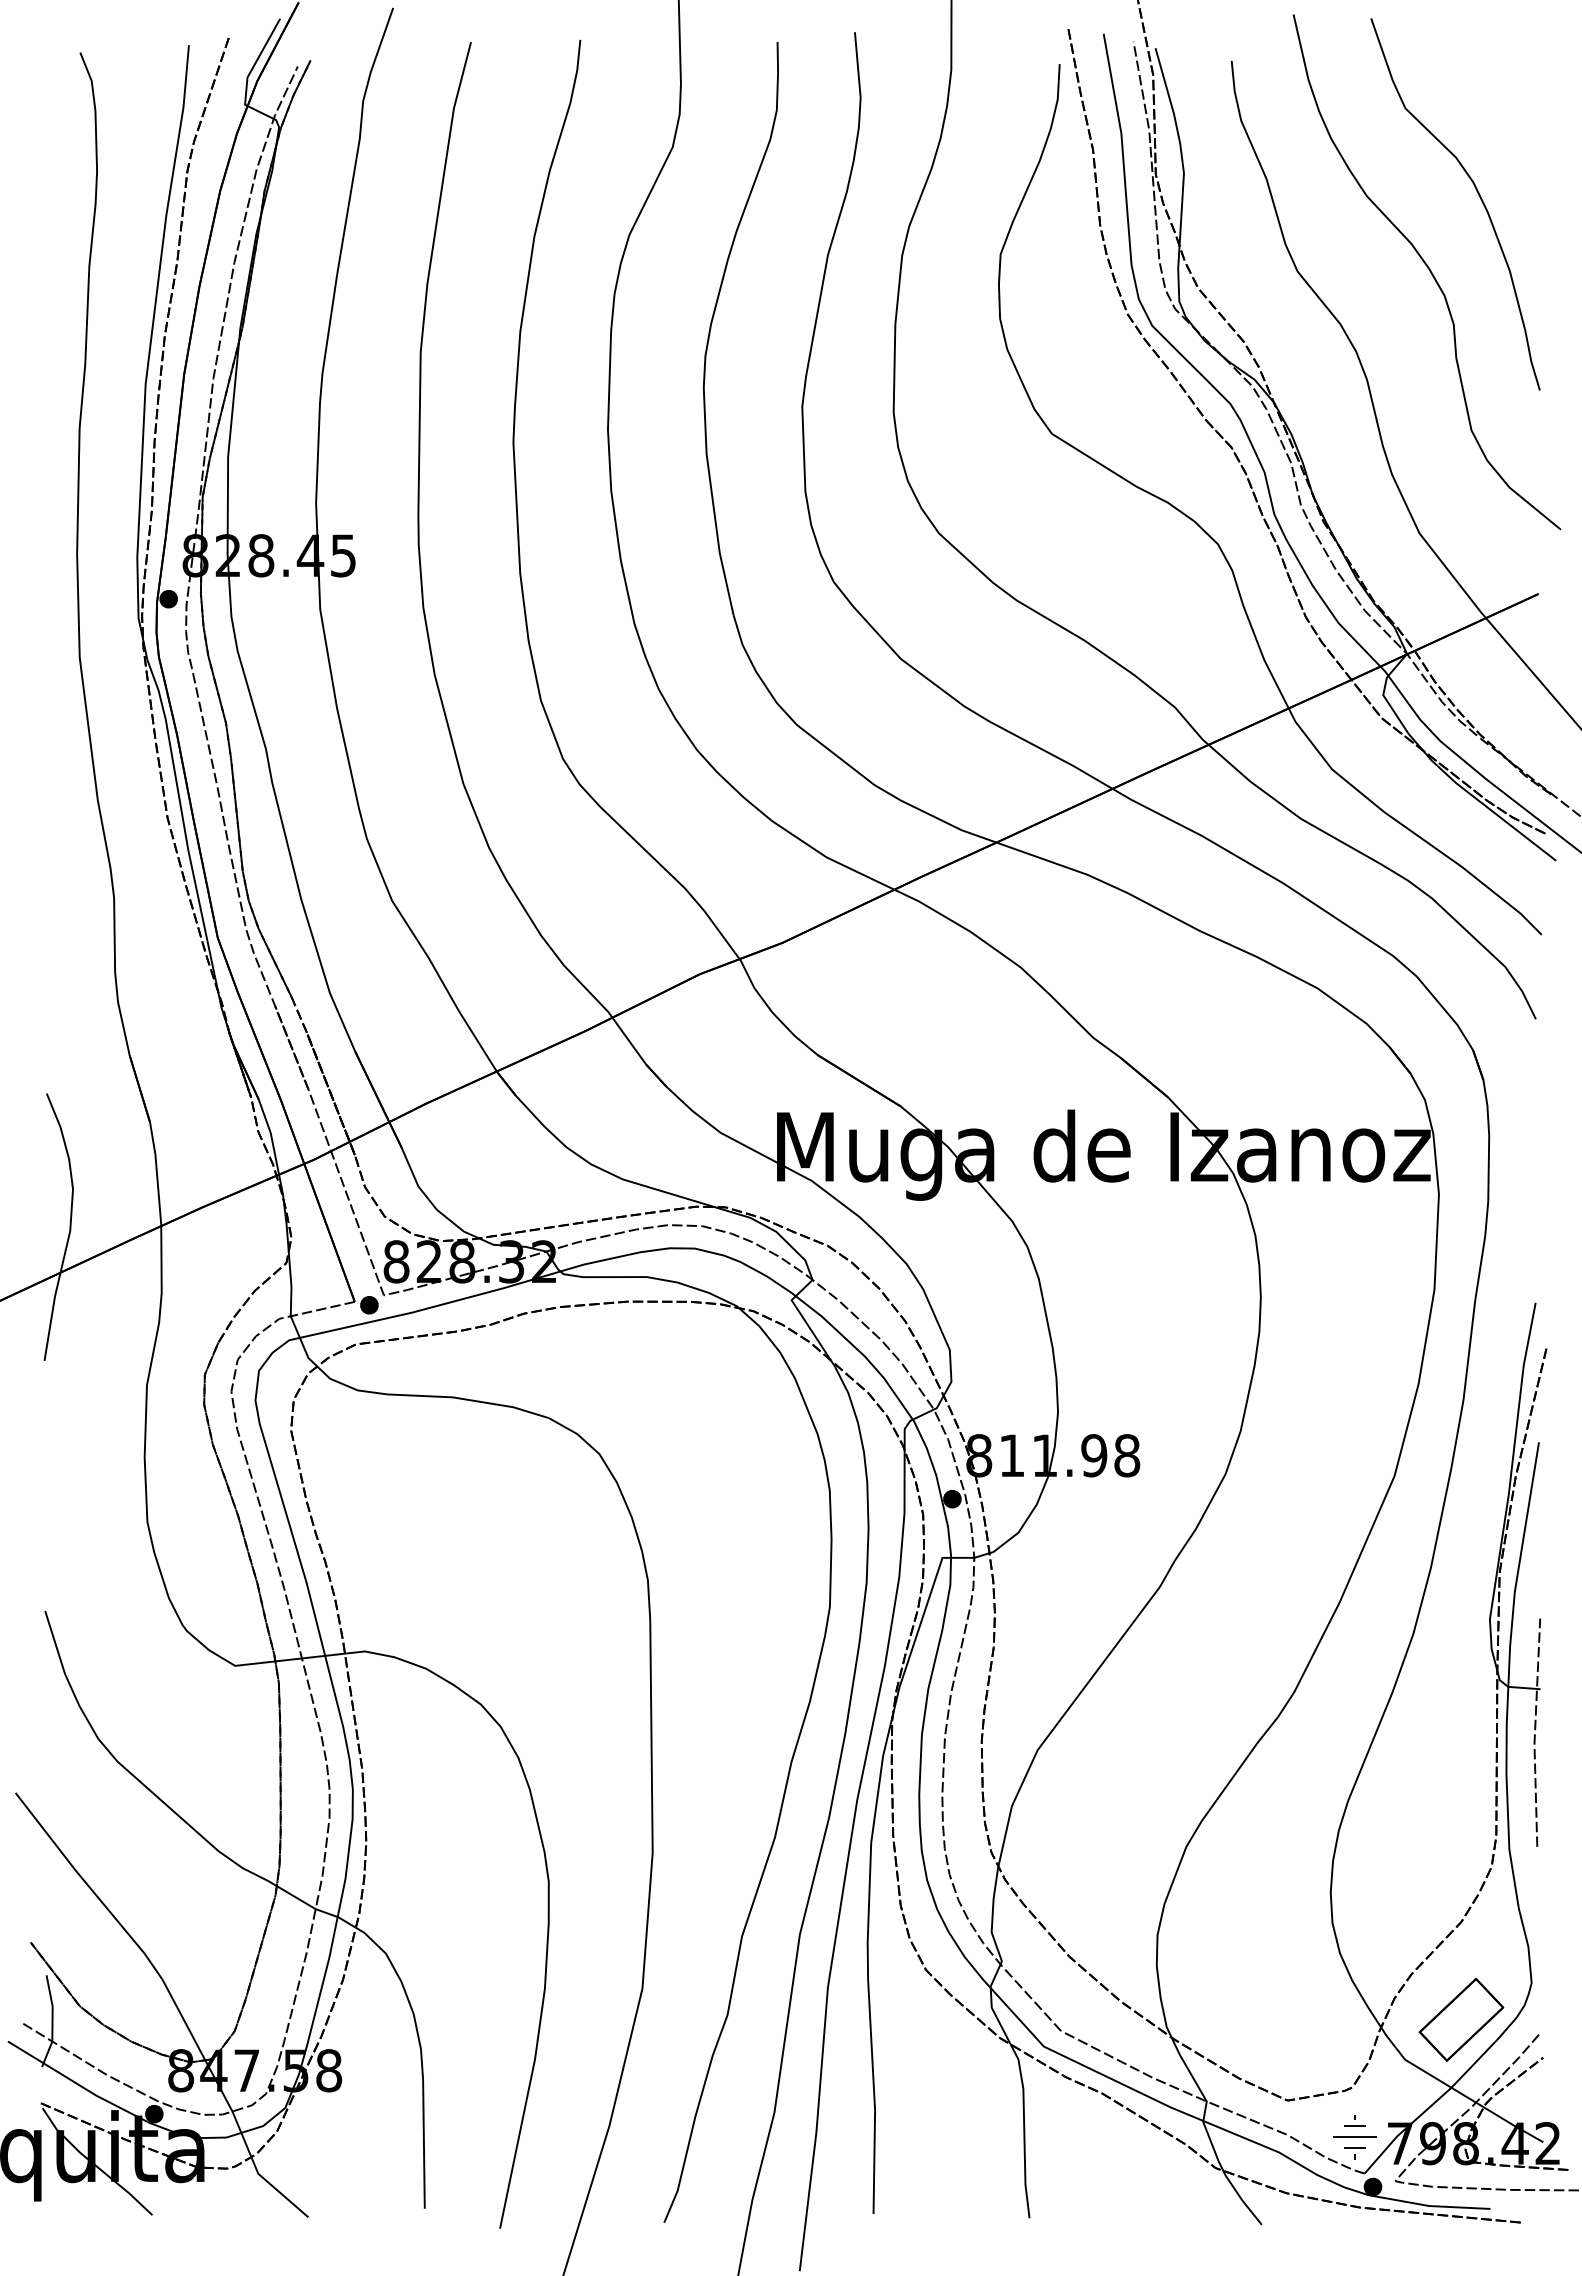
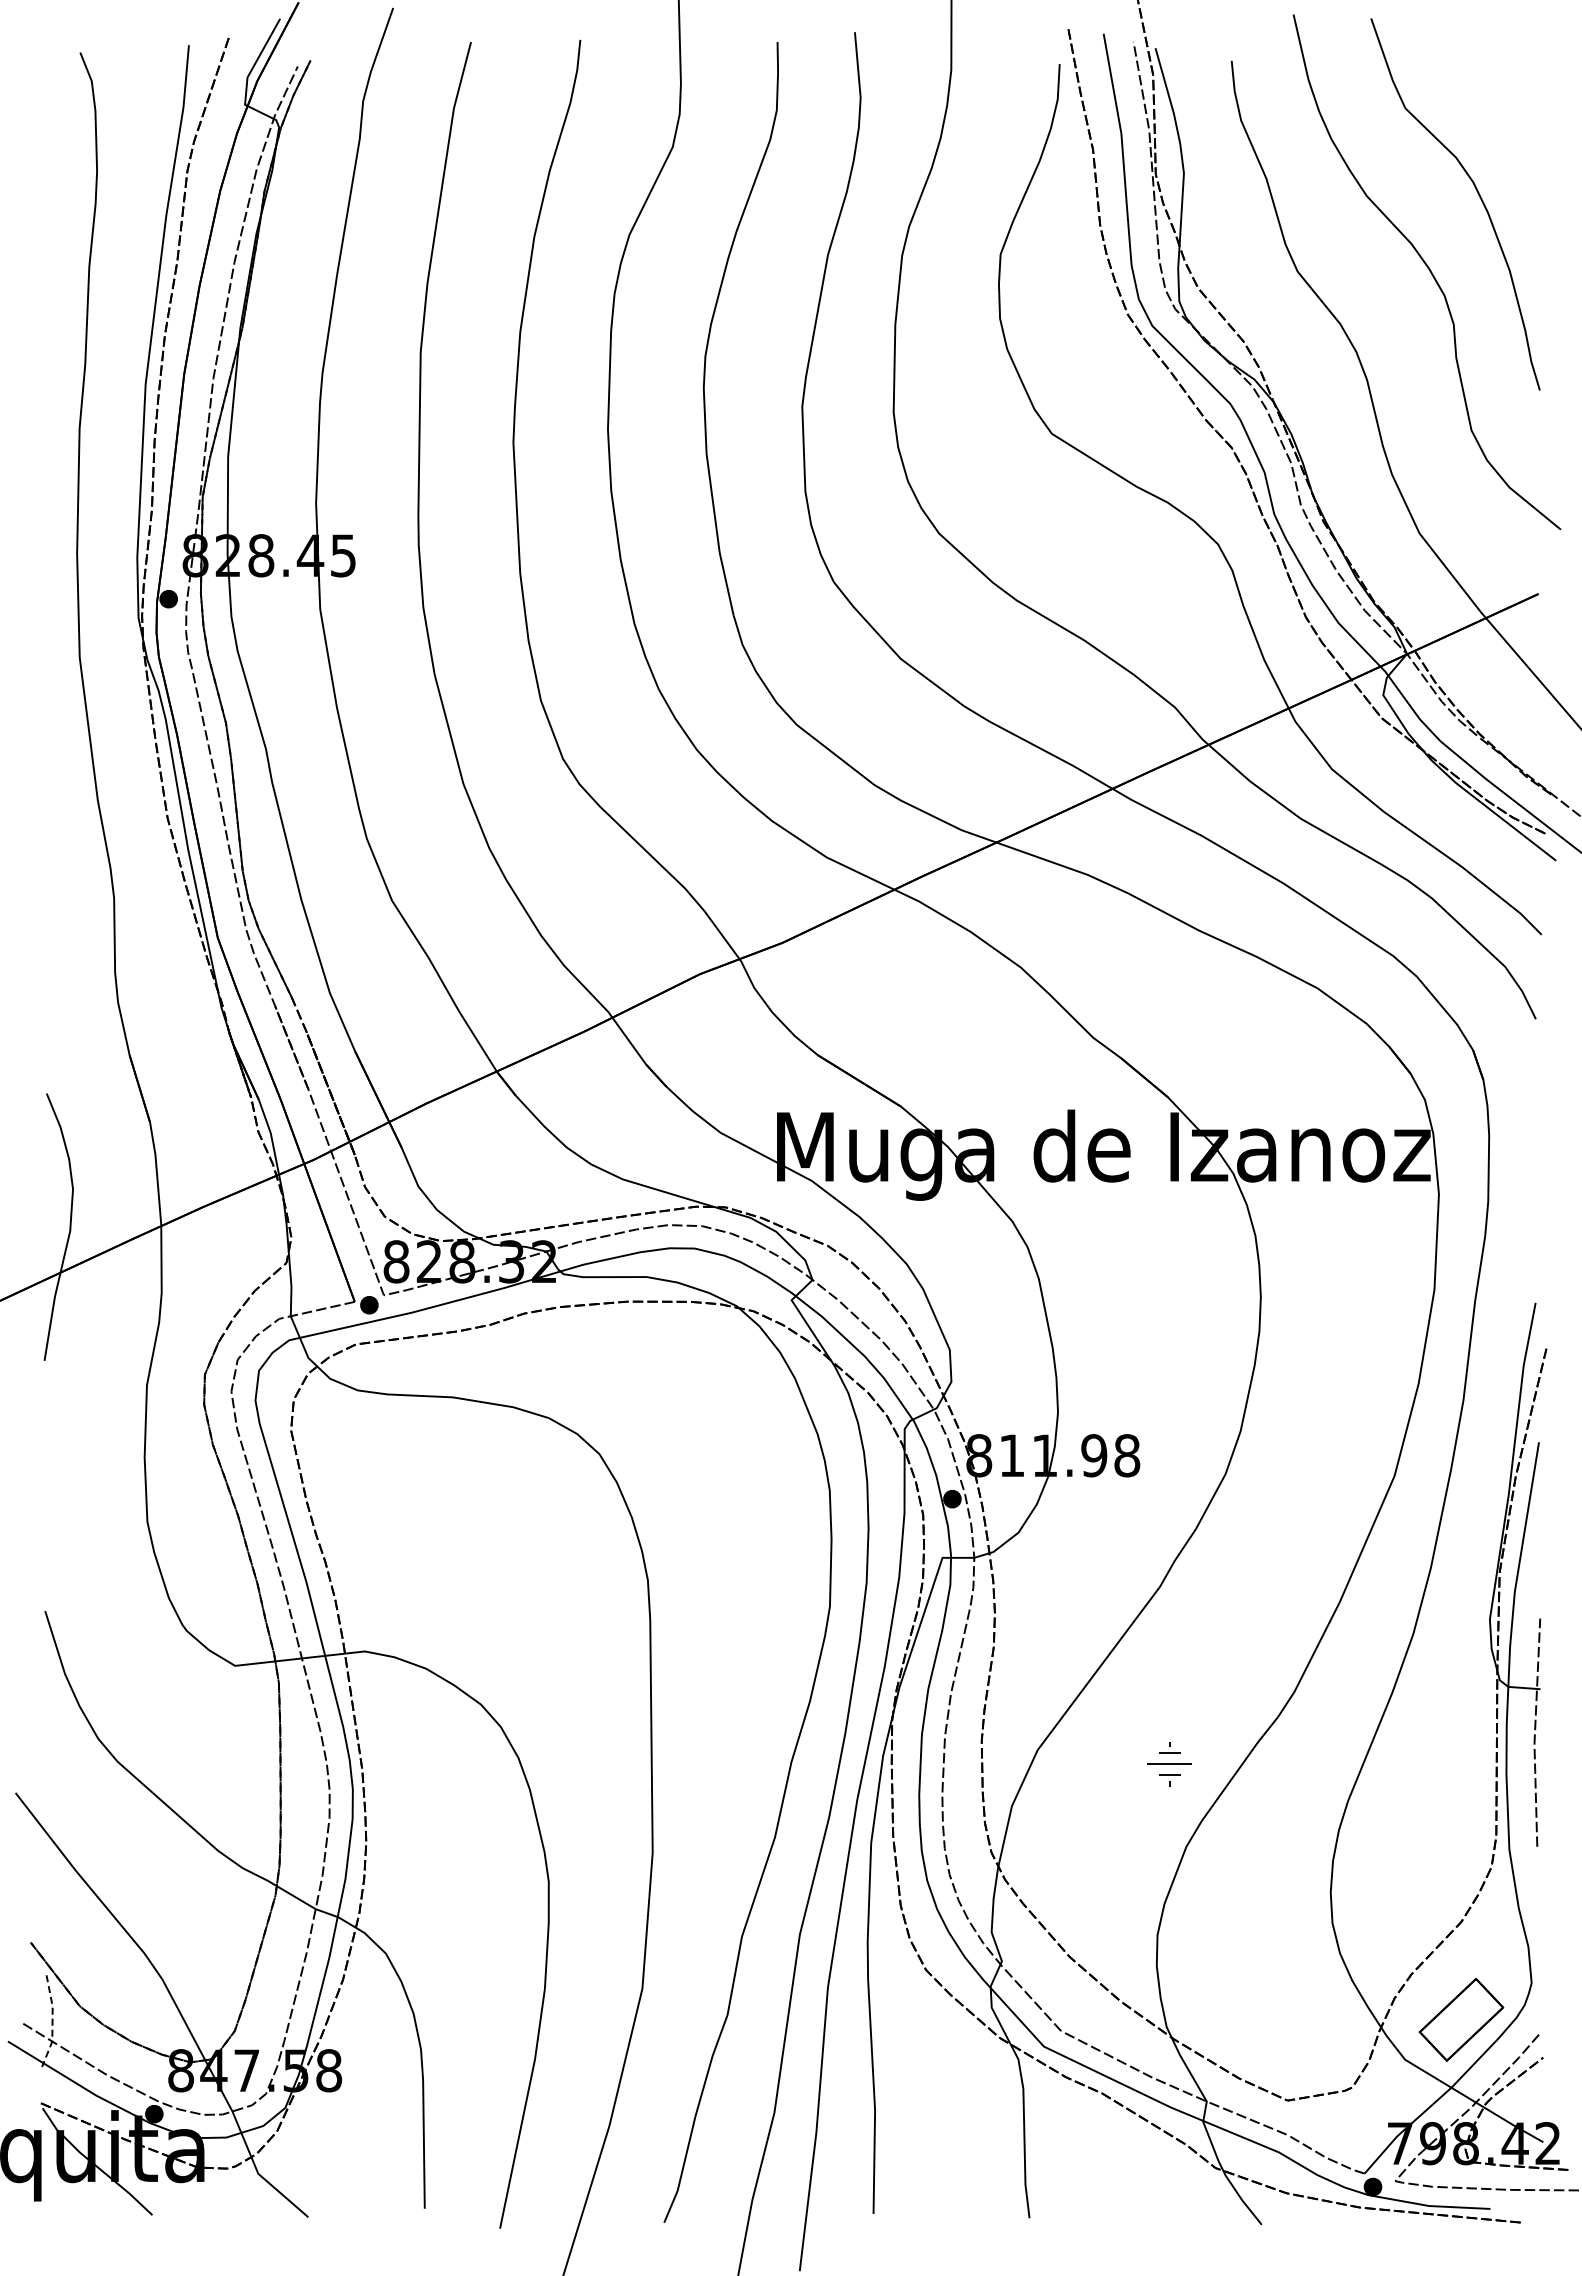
line: solid -> dashed (52, 2022)
part position: (1354, 2137) -> (1169, 1764) (1169, 1764)
